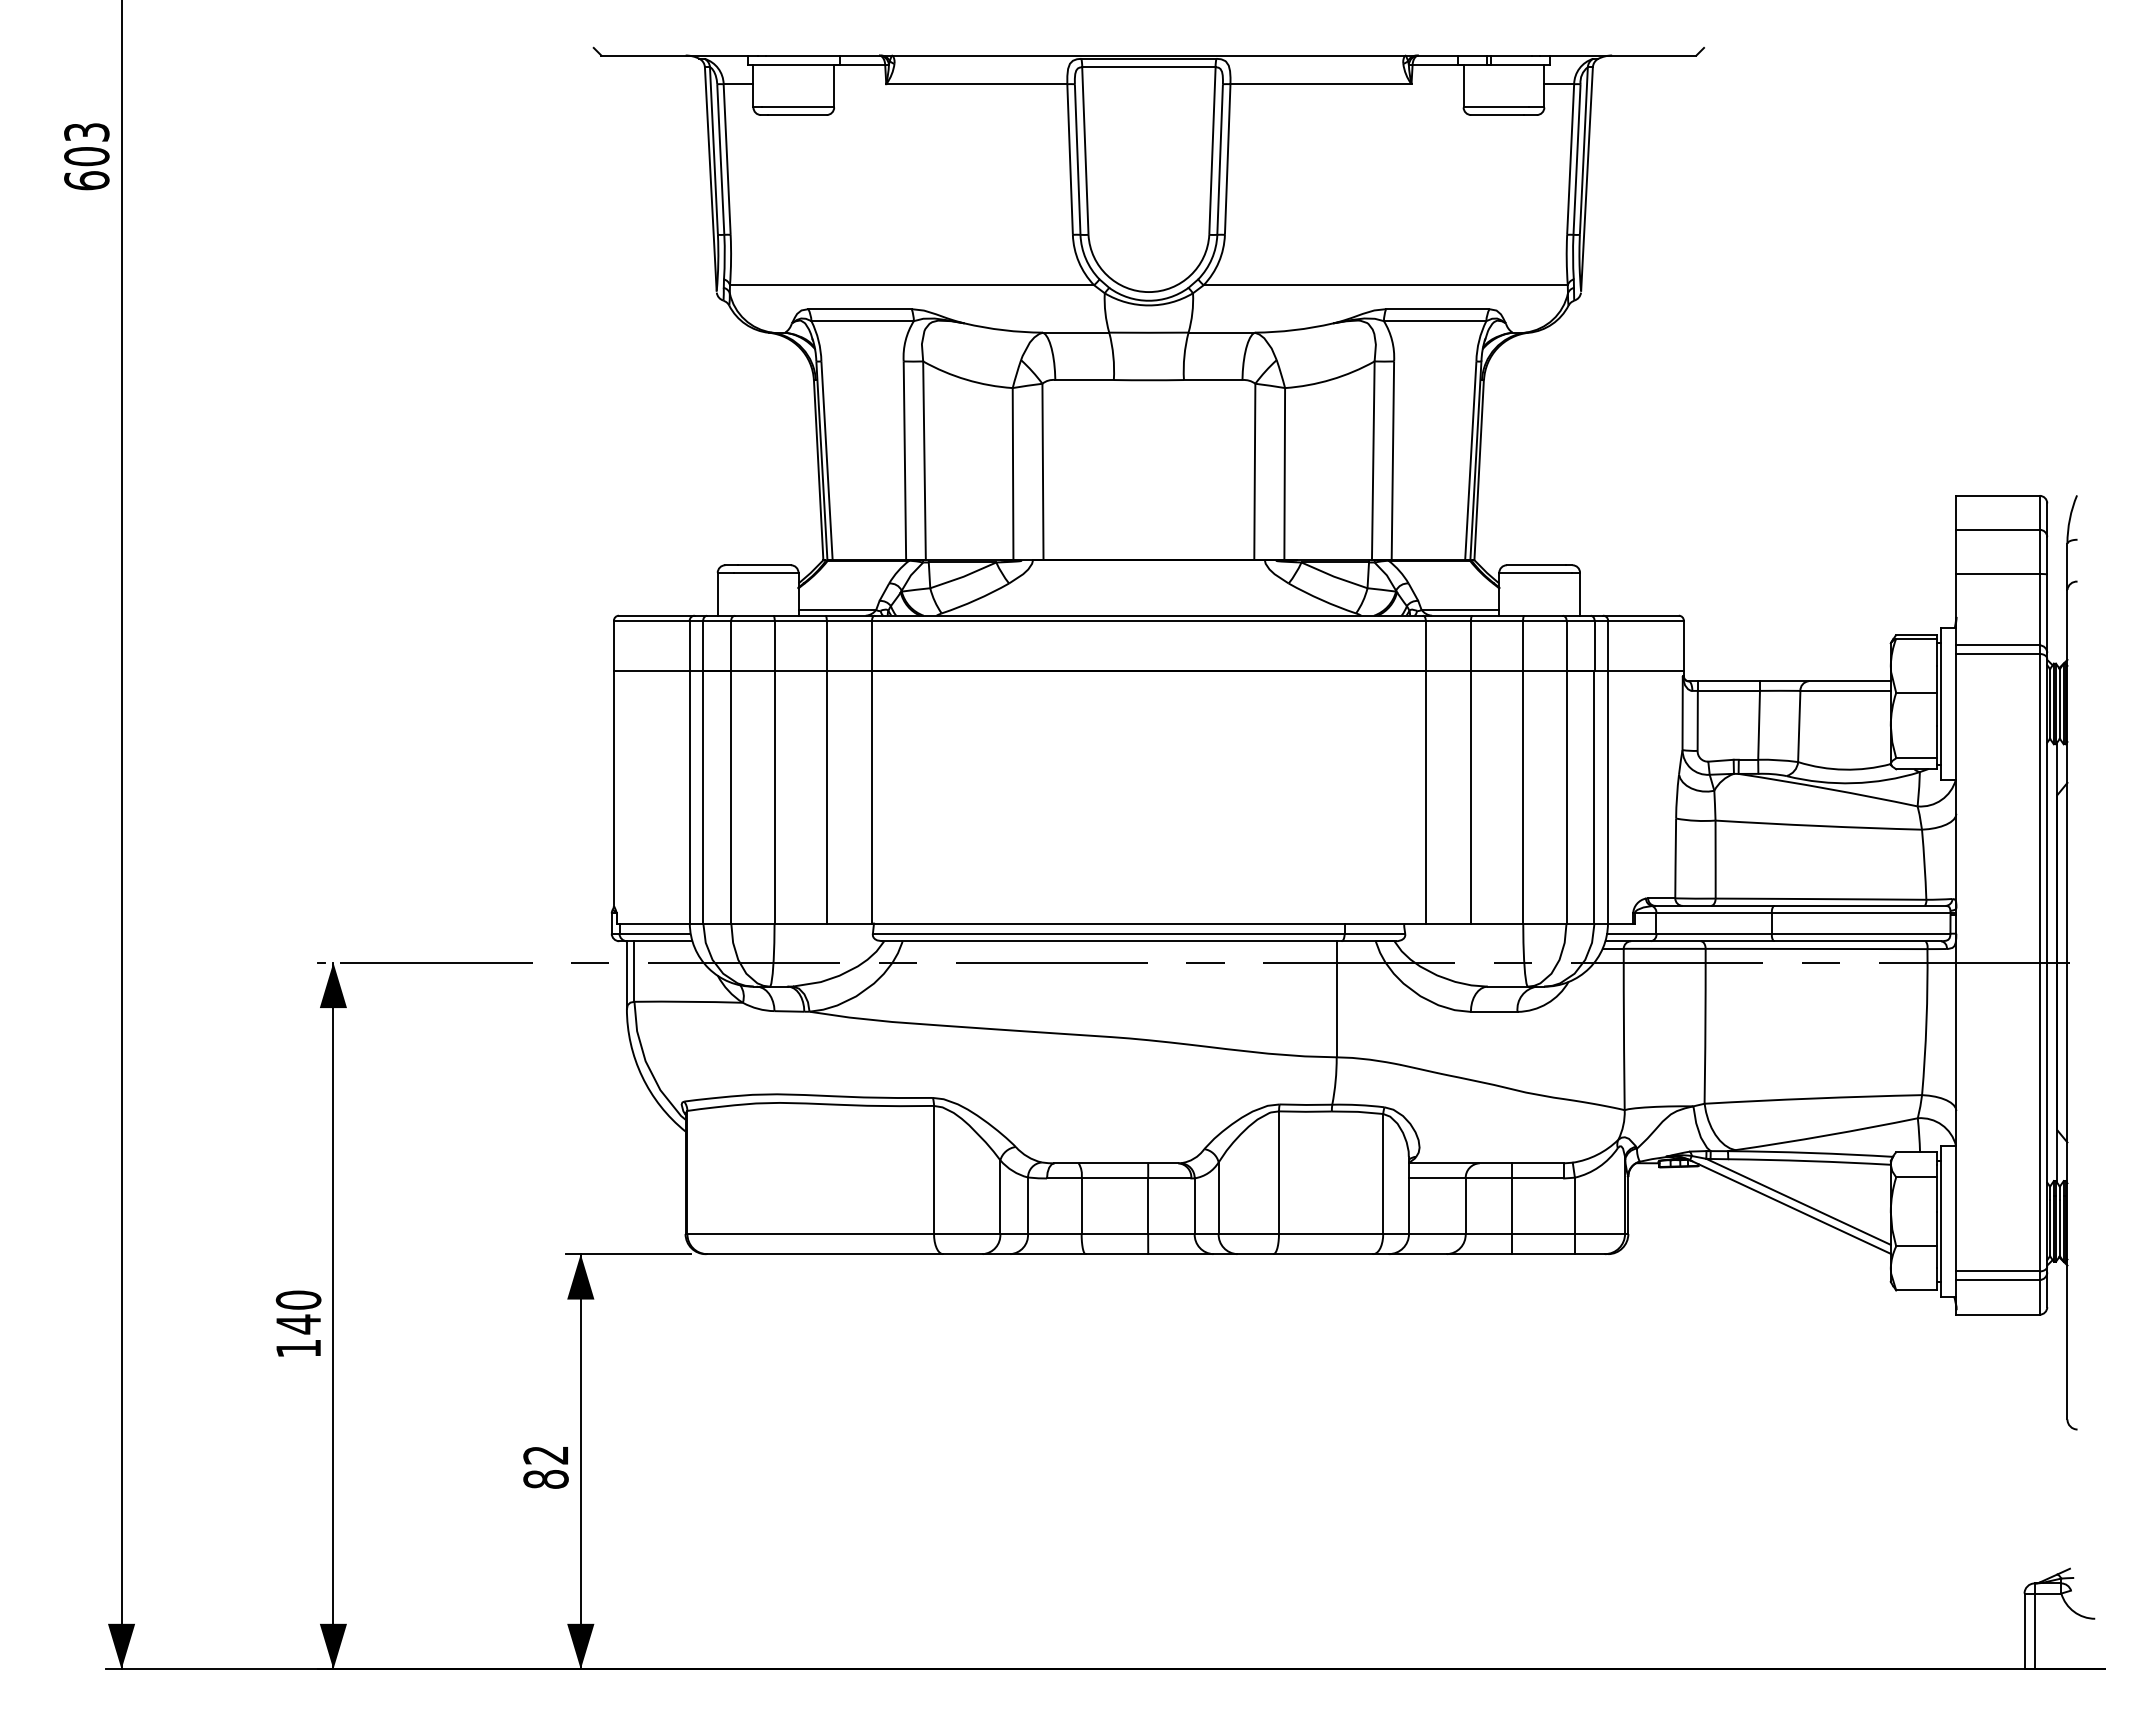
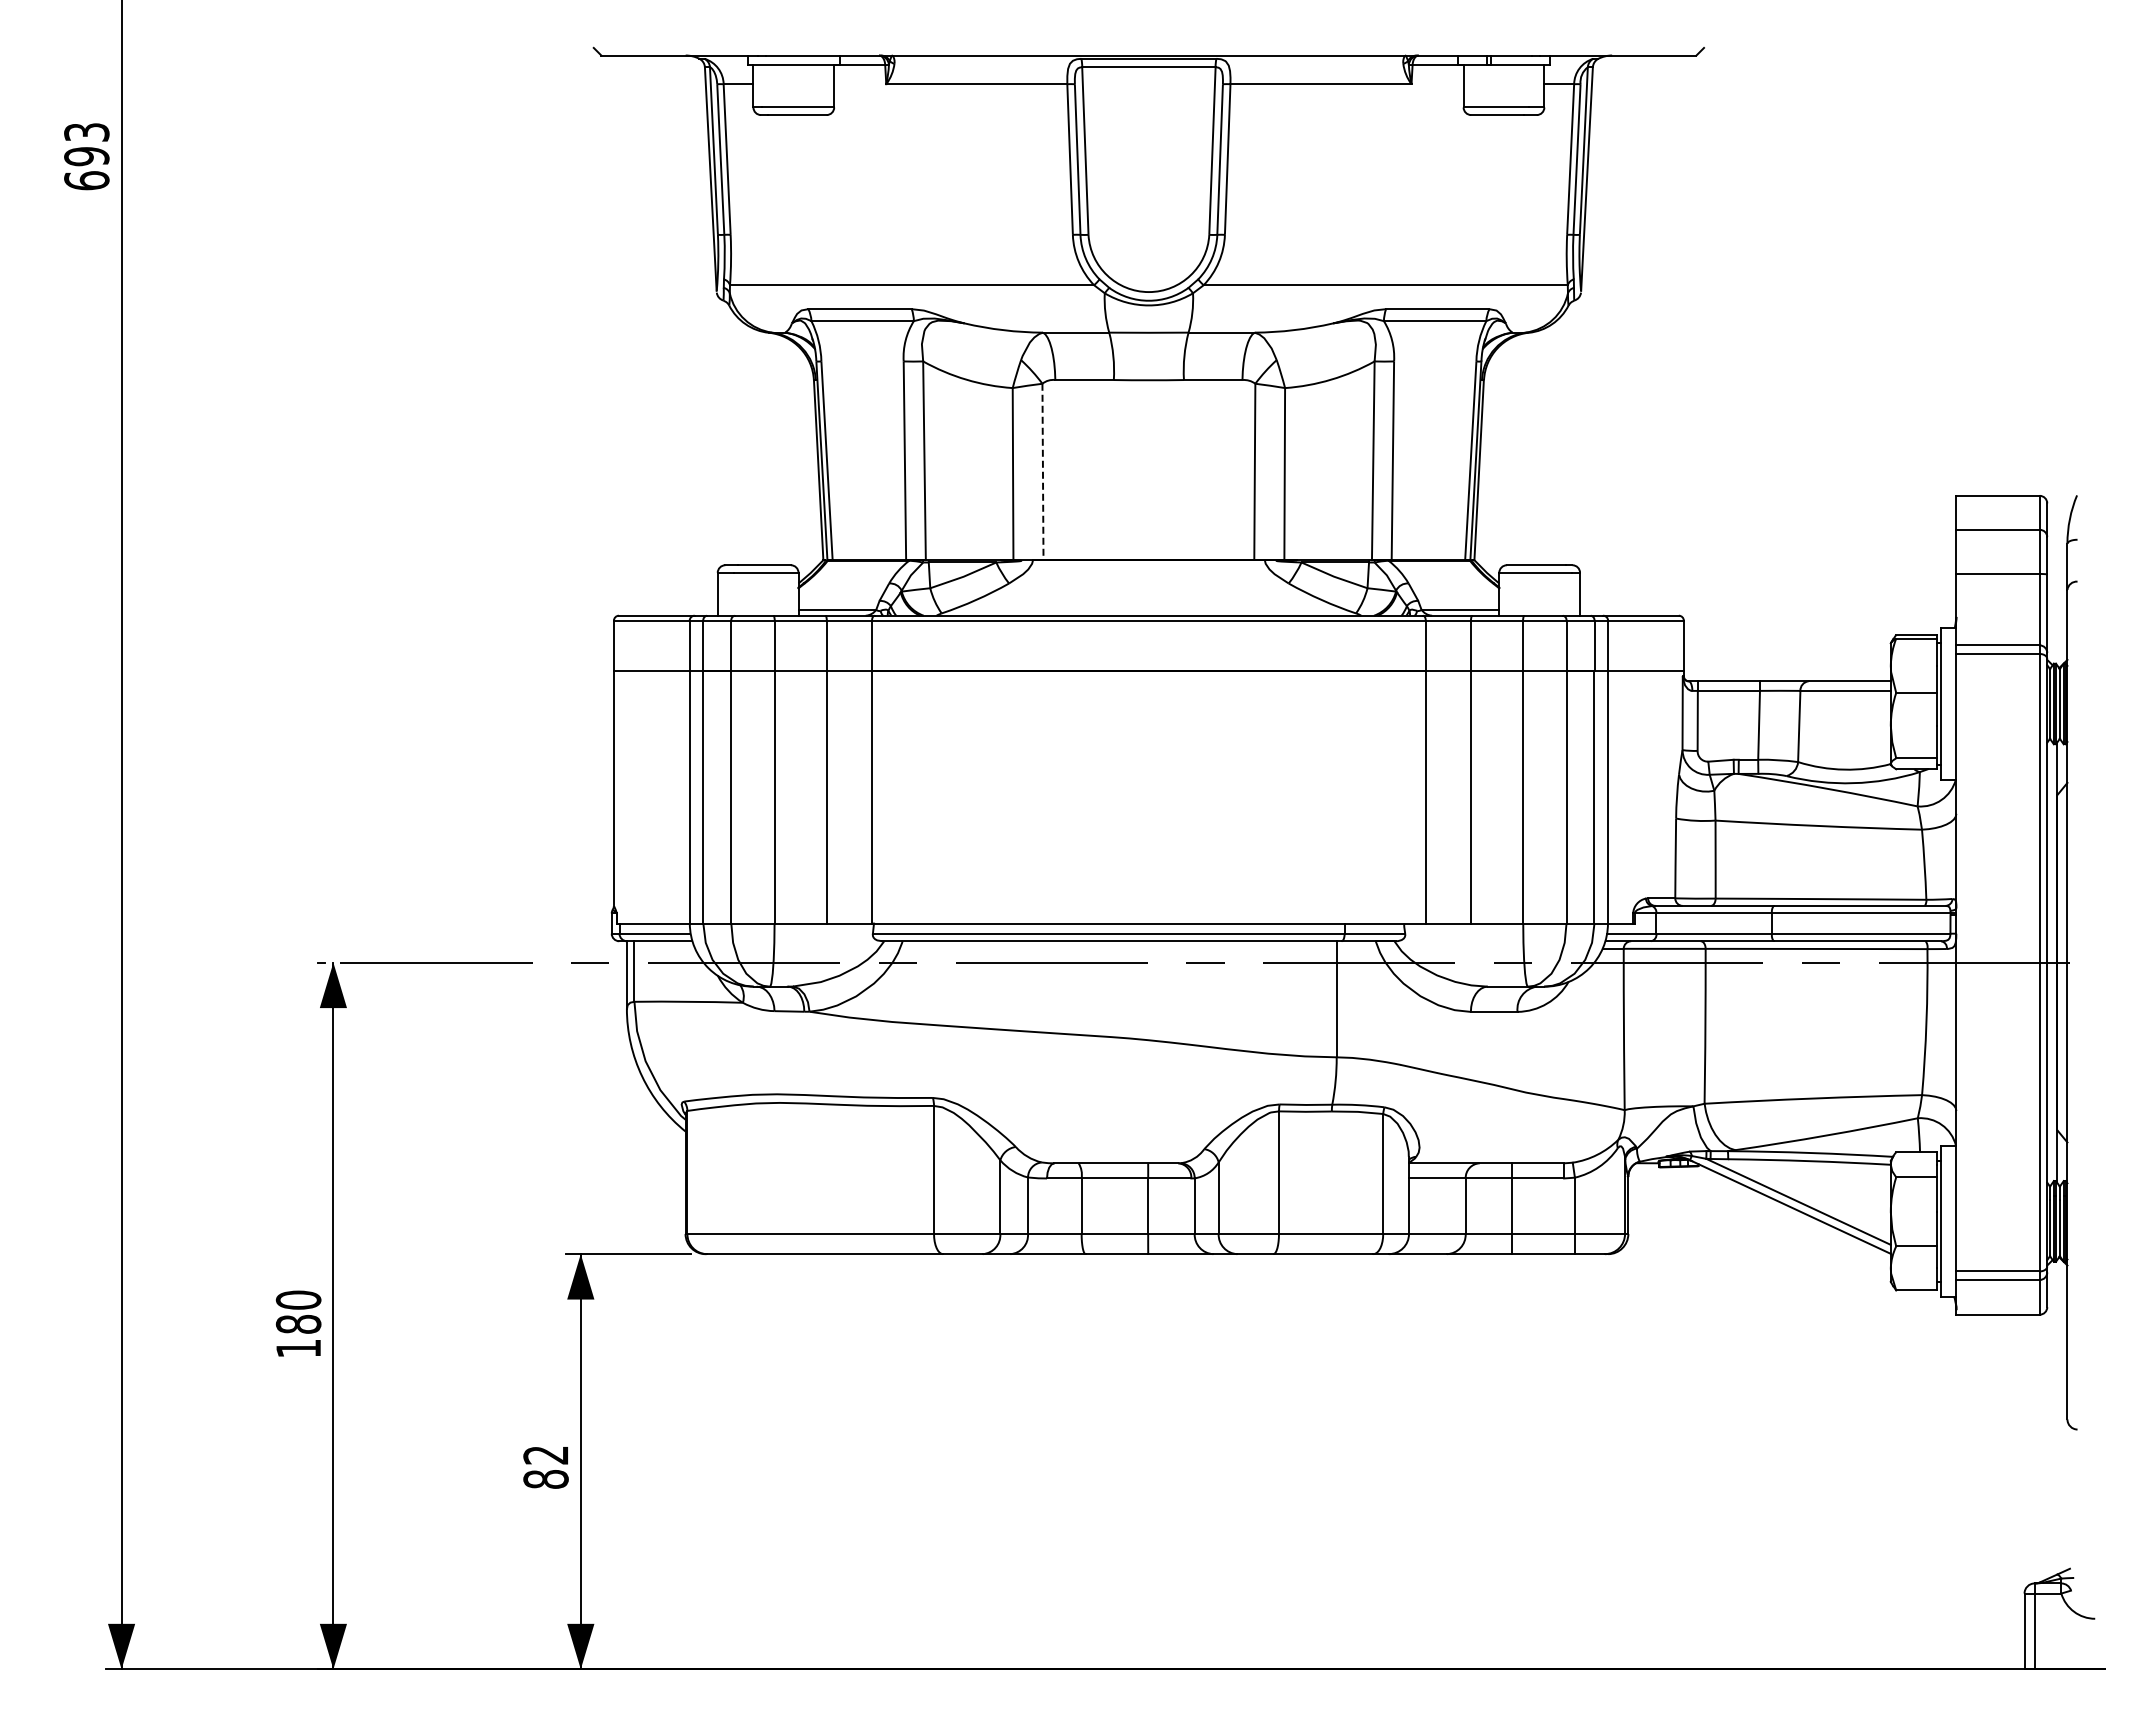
text: 603 -> 693 (86, 156)
line: solid -> dashed (1042, 473)
text: 140 -> 180 (298, 1324)
